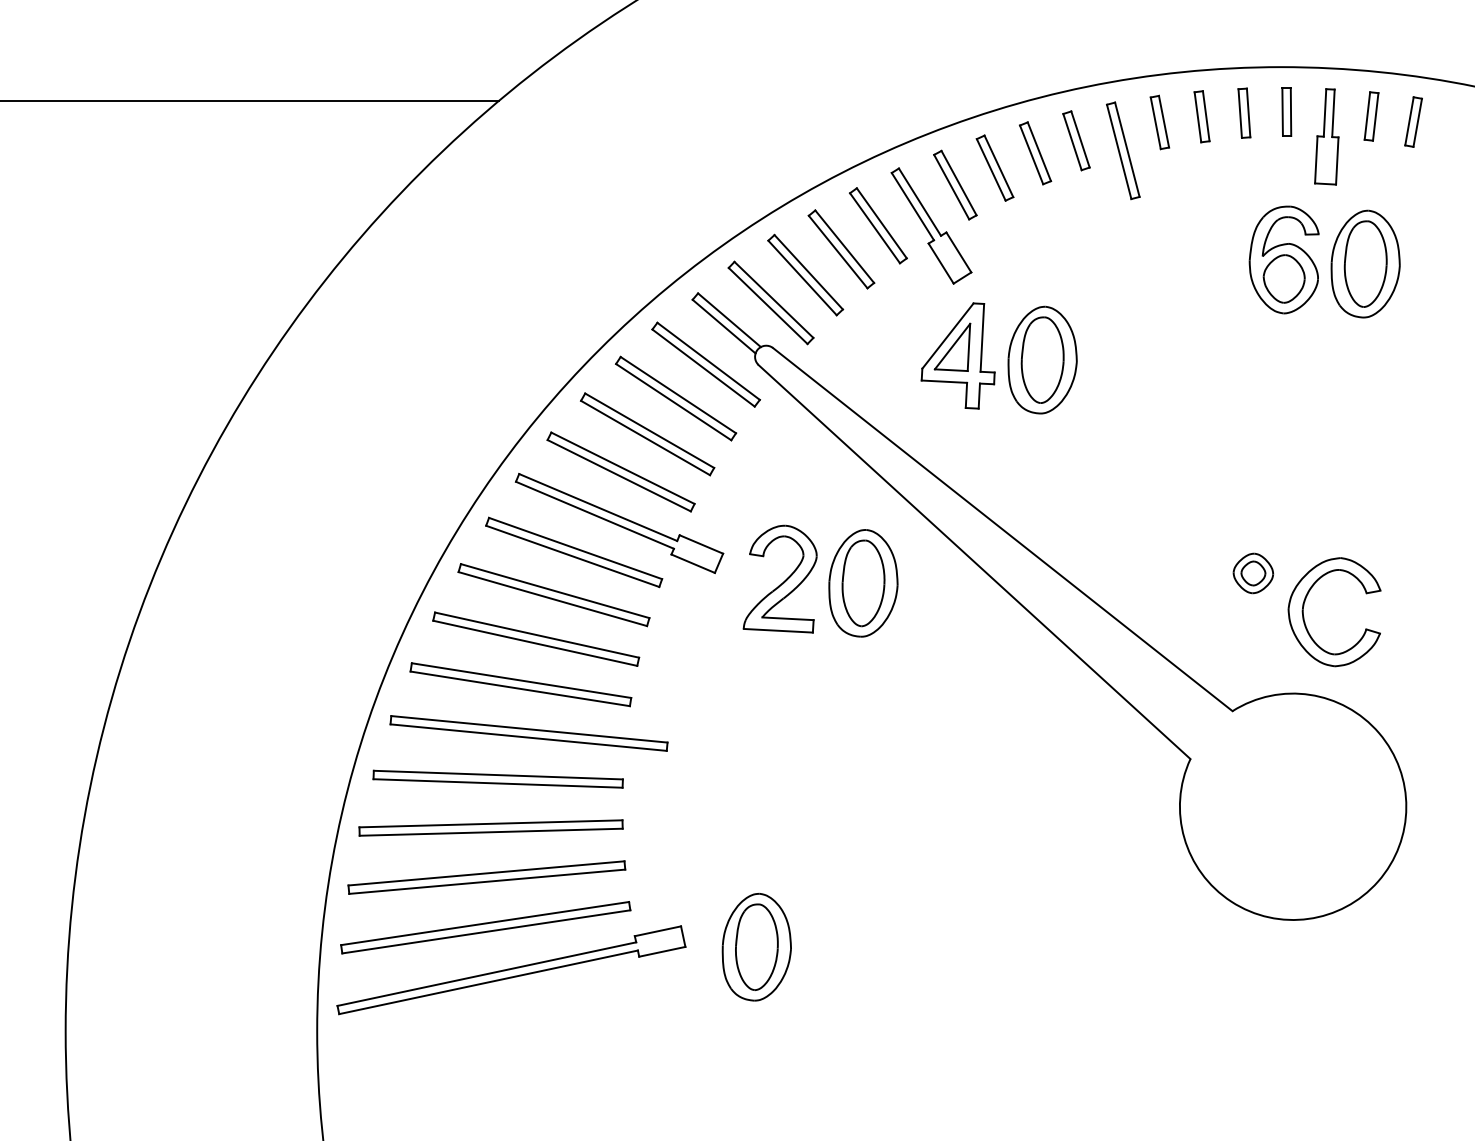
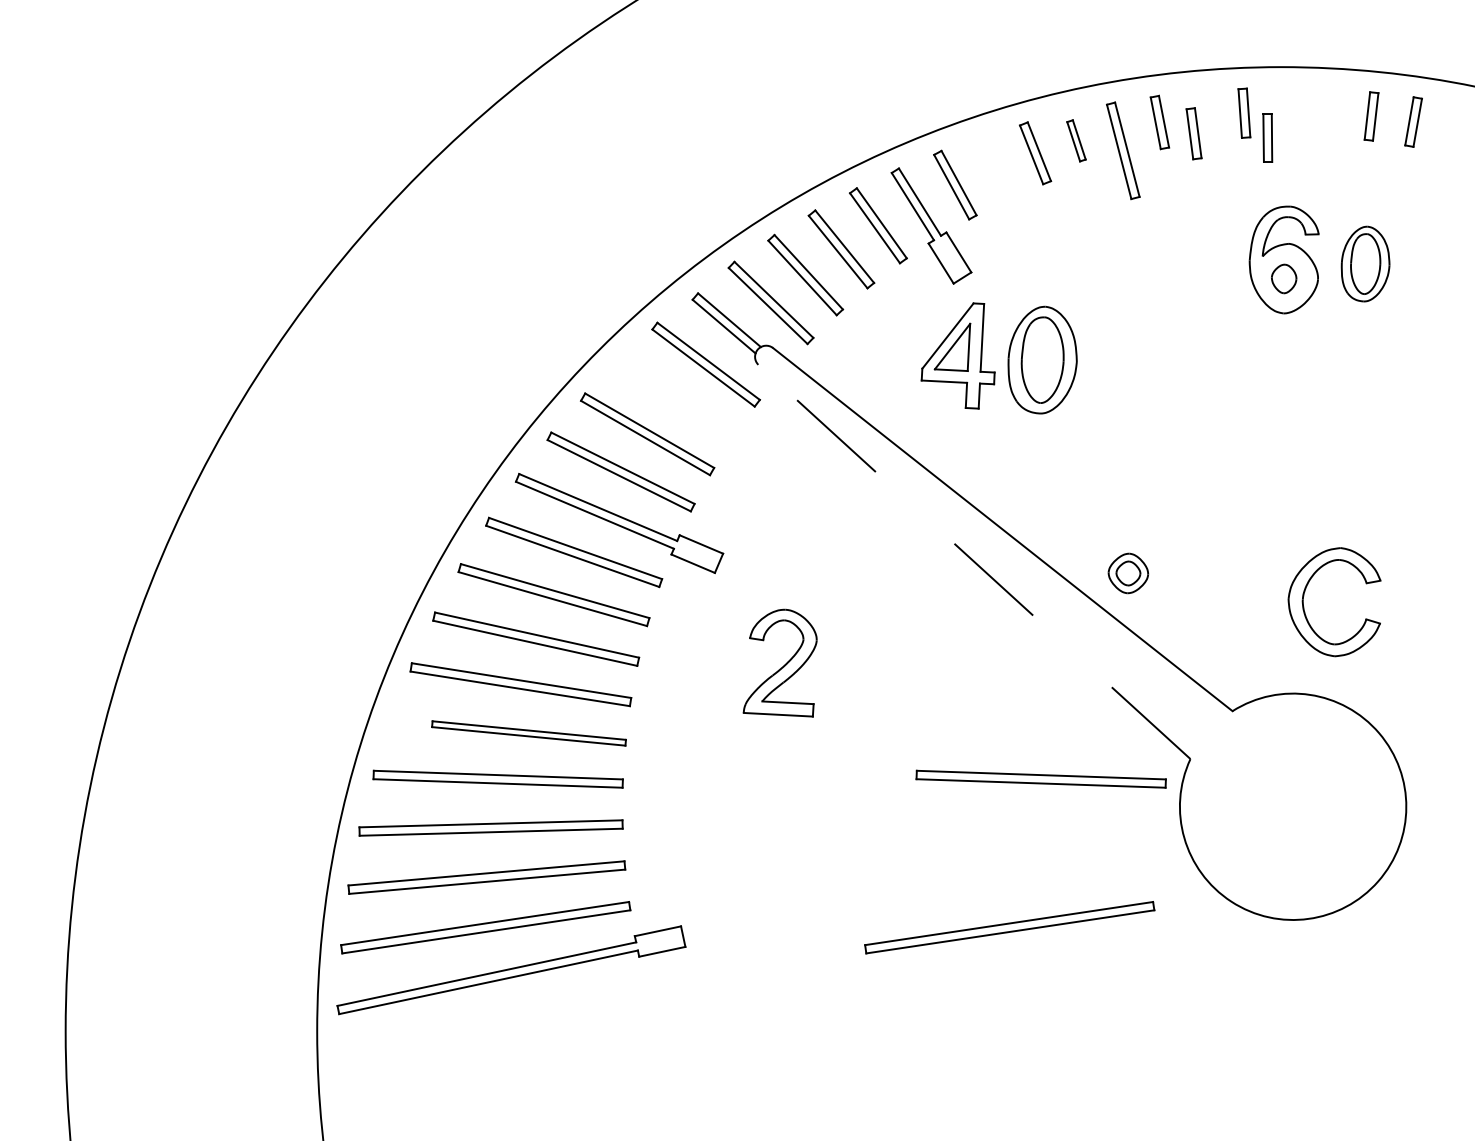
line: present -> none (250, 100)
part position: (1286, 111) -> (1267, 137) (1267, 137)
part position: (1201, 116) -> (1193, 133) (1193, 133)
part: present -> none (1326, 136)
part size: 29x62 px -> 21x44 px (1076, 140)
part: present -> none (994, 167)
part size: 71x110 px -> 51x78 px (1365, 263)
part size: 44x50 px -> 27x32 px (1284, 278)
part: present -> none (676, 398)
line: solid -> dashed (974, 561)
part position: (1253, 573) -> (1128, 573) (1128, 573)
part position: (779, 578) -> (779, 662) (779, 662)
part: present -> none (863, 583)
part position: (1304, 616) -> (1304, 606) (1304, 606)
part size: 280x37 px -> 196x27 px (528, 733)
part: none -> present (1040, 778)
part: none -> present (1009, 927)
part: present -> none (756, 947)
